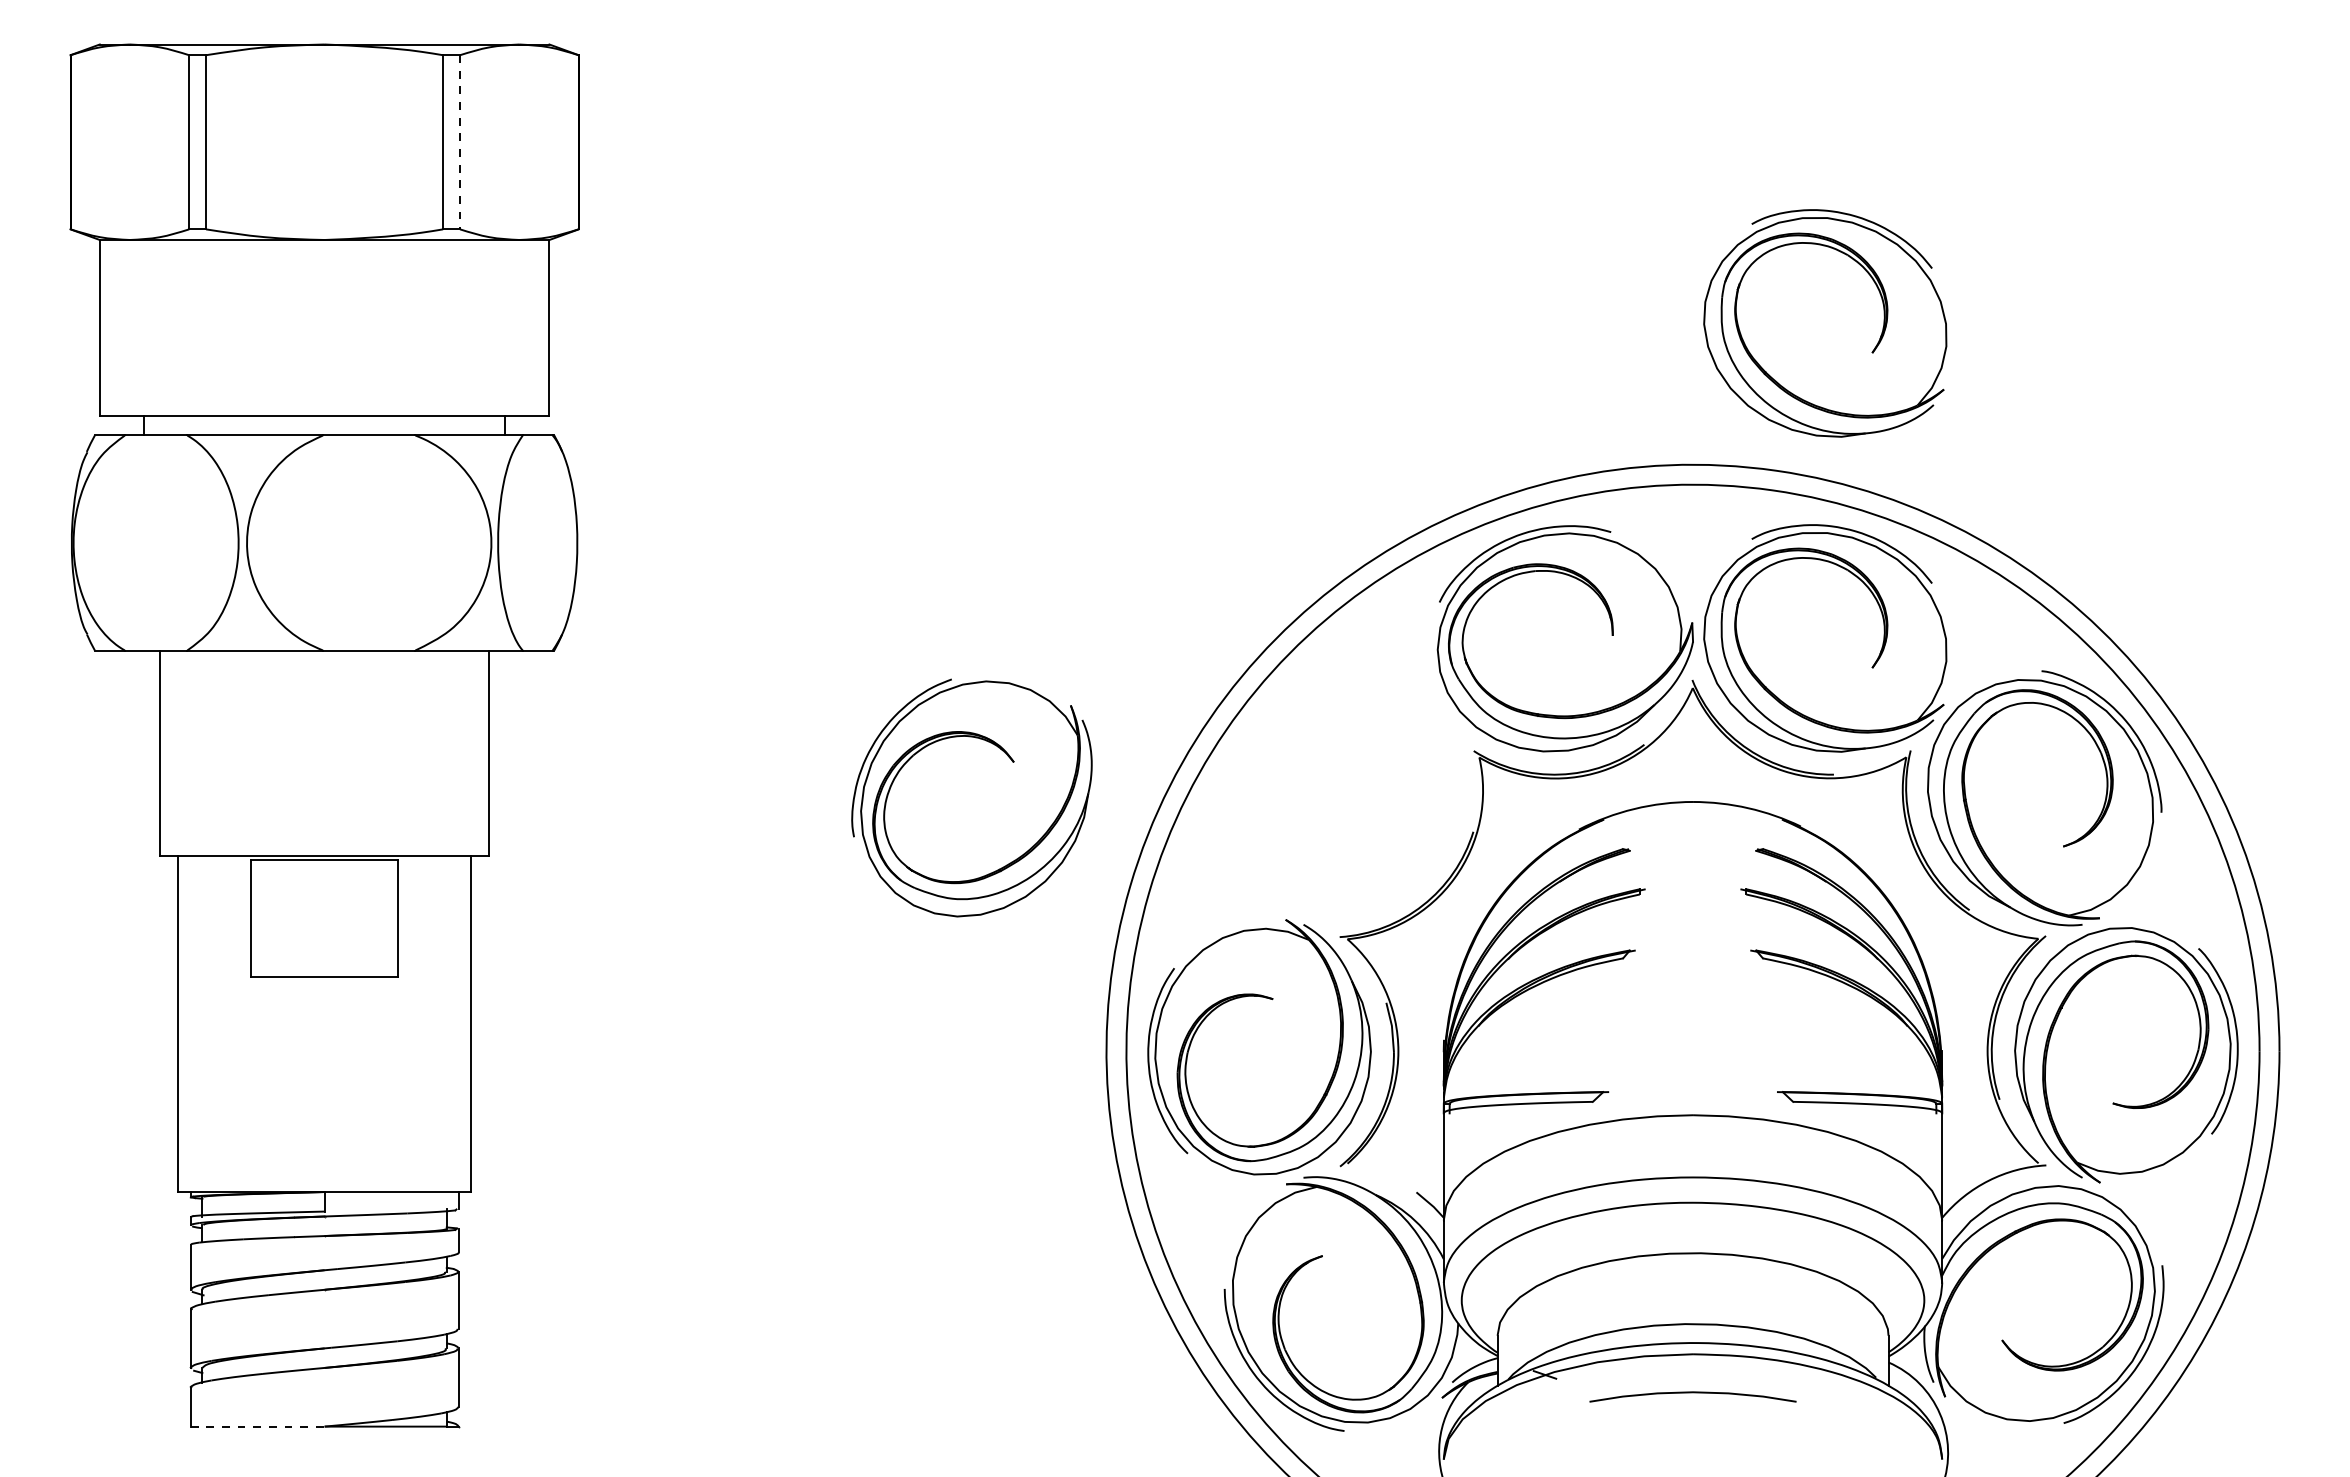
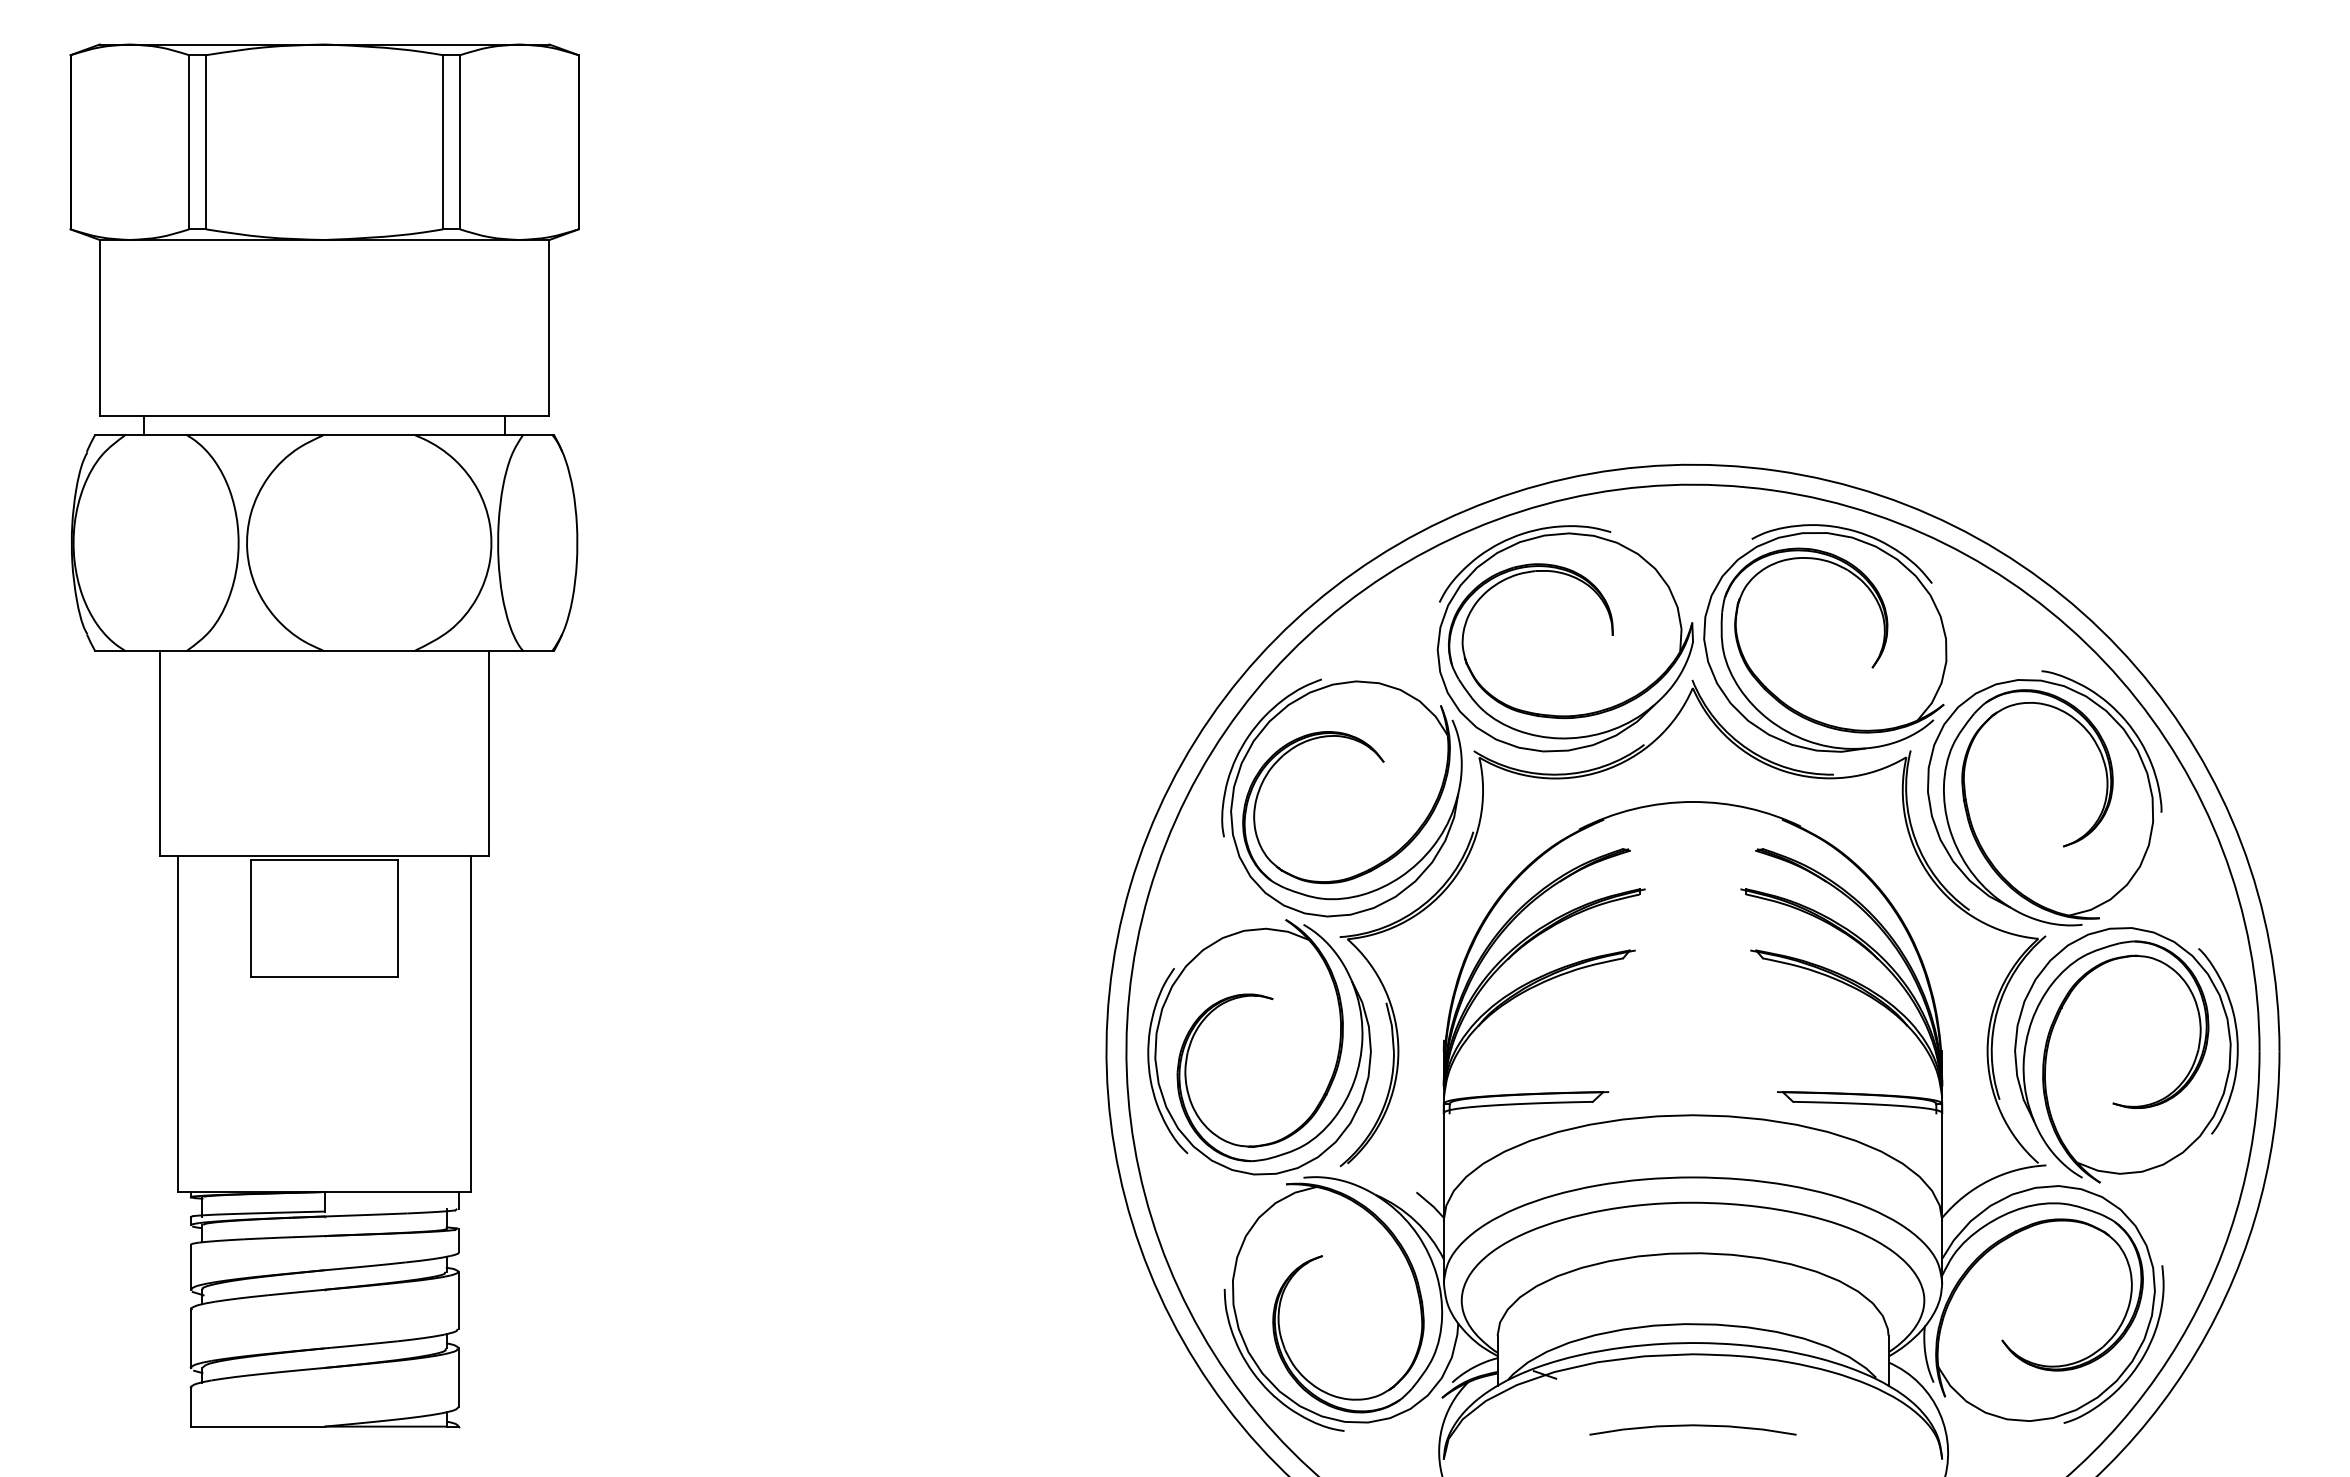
line: dashed -> solid (460, 142)
part: present -> none (1825, 323)
part position: (971, 797) -> (1341, 797) (1341, 797)
curve position: (1692, 1393) -> (1692, 1426) (1692, 1426)
line: dashed -> solid (257, 1426)
